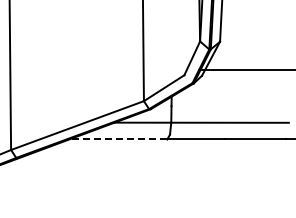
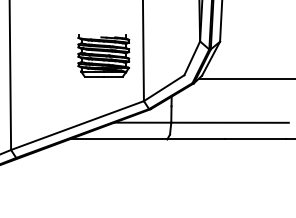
part: none -> present (103, 55)
line position: (245, 69) -> (245, 78) (245, 78)
line: dashed -> solid (117, 139)
